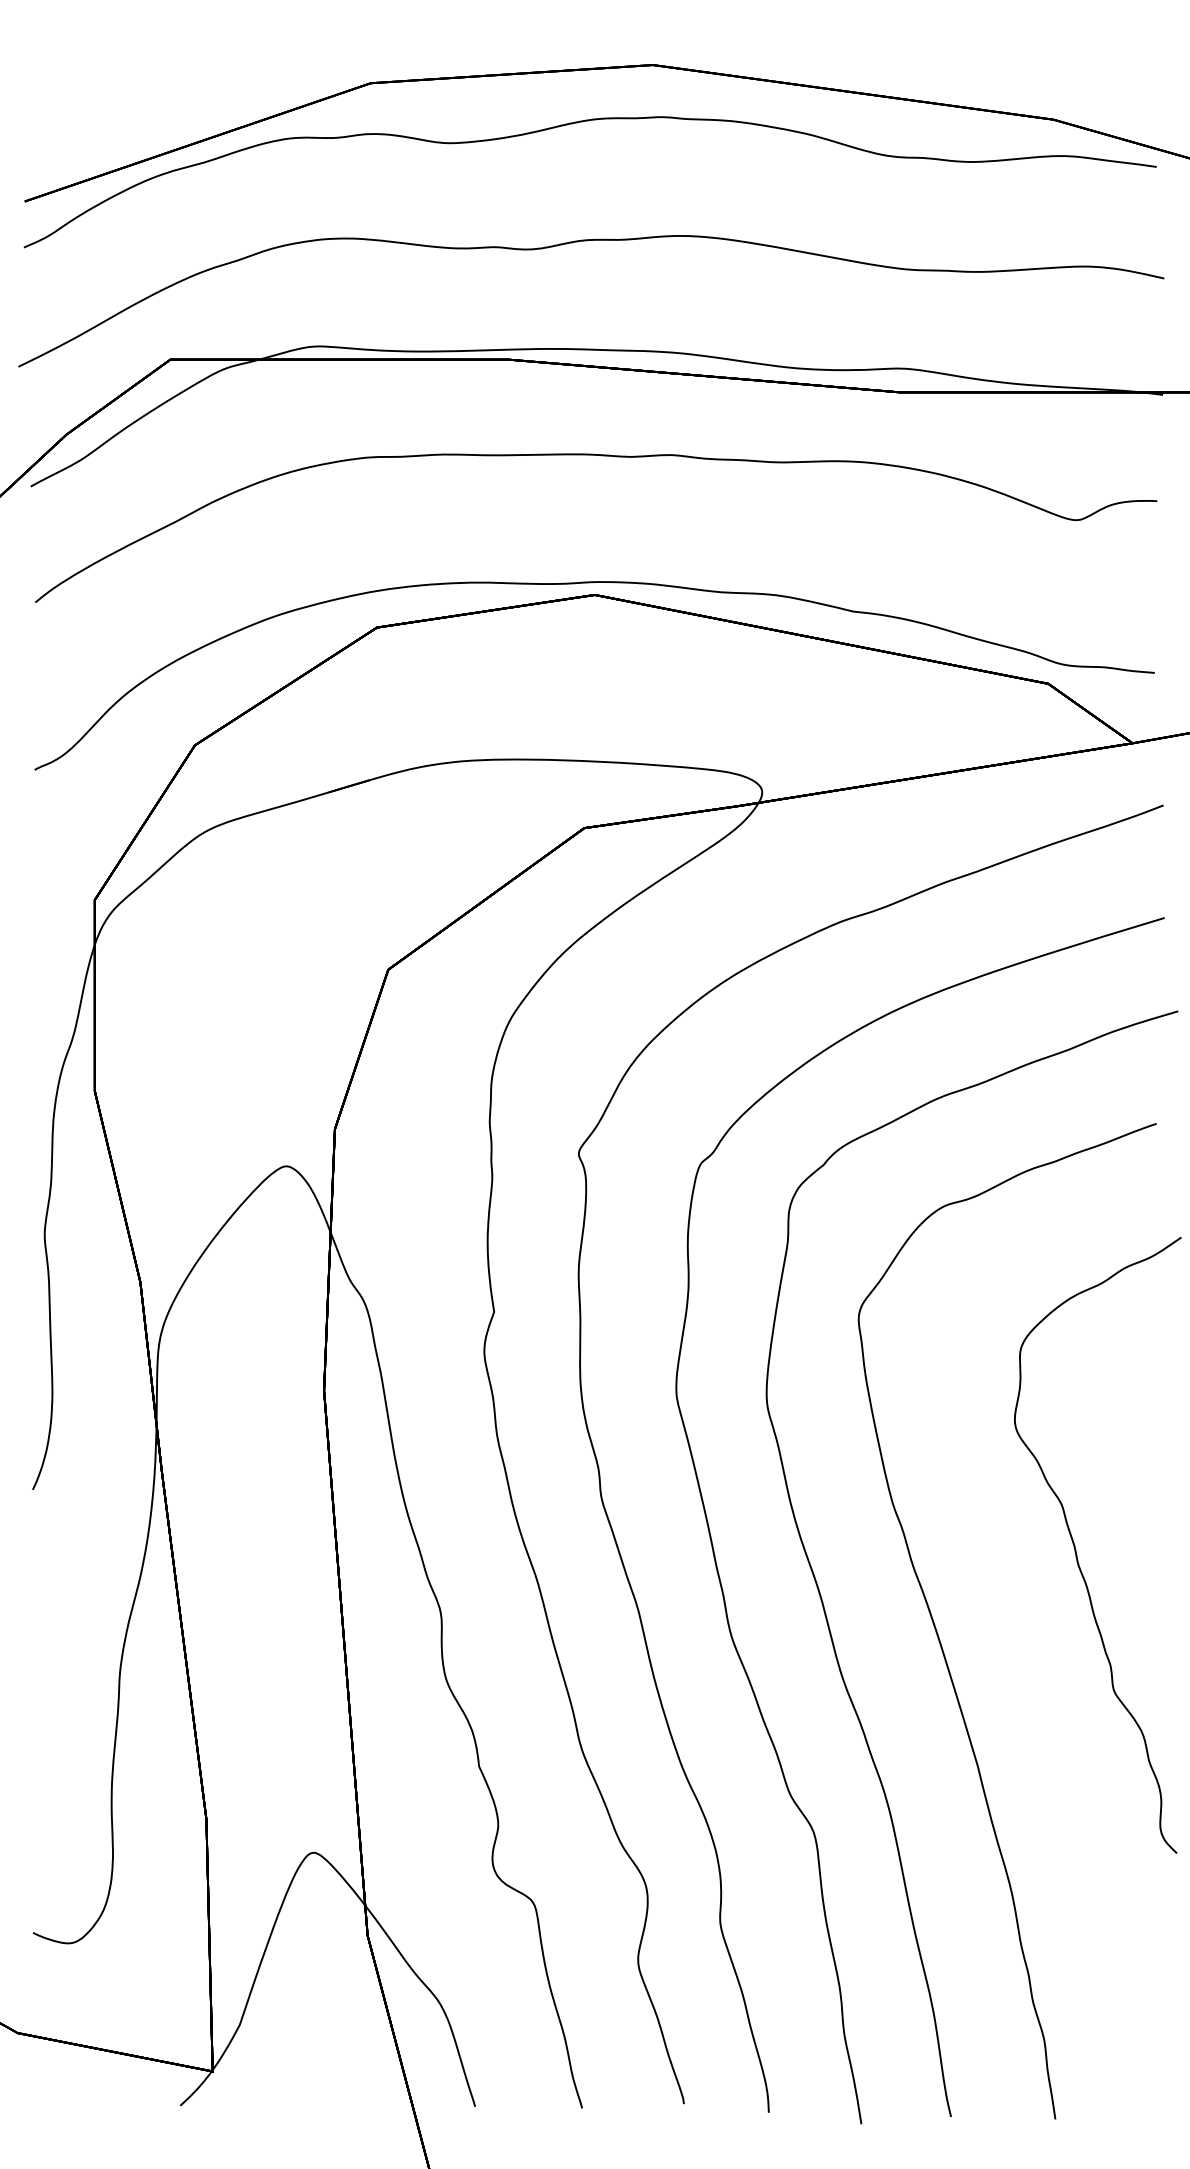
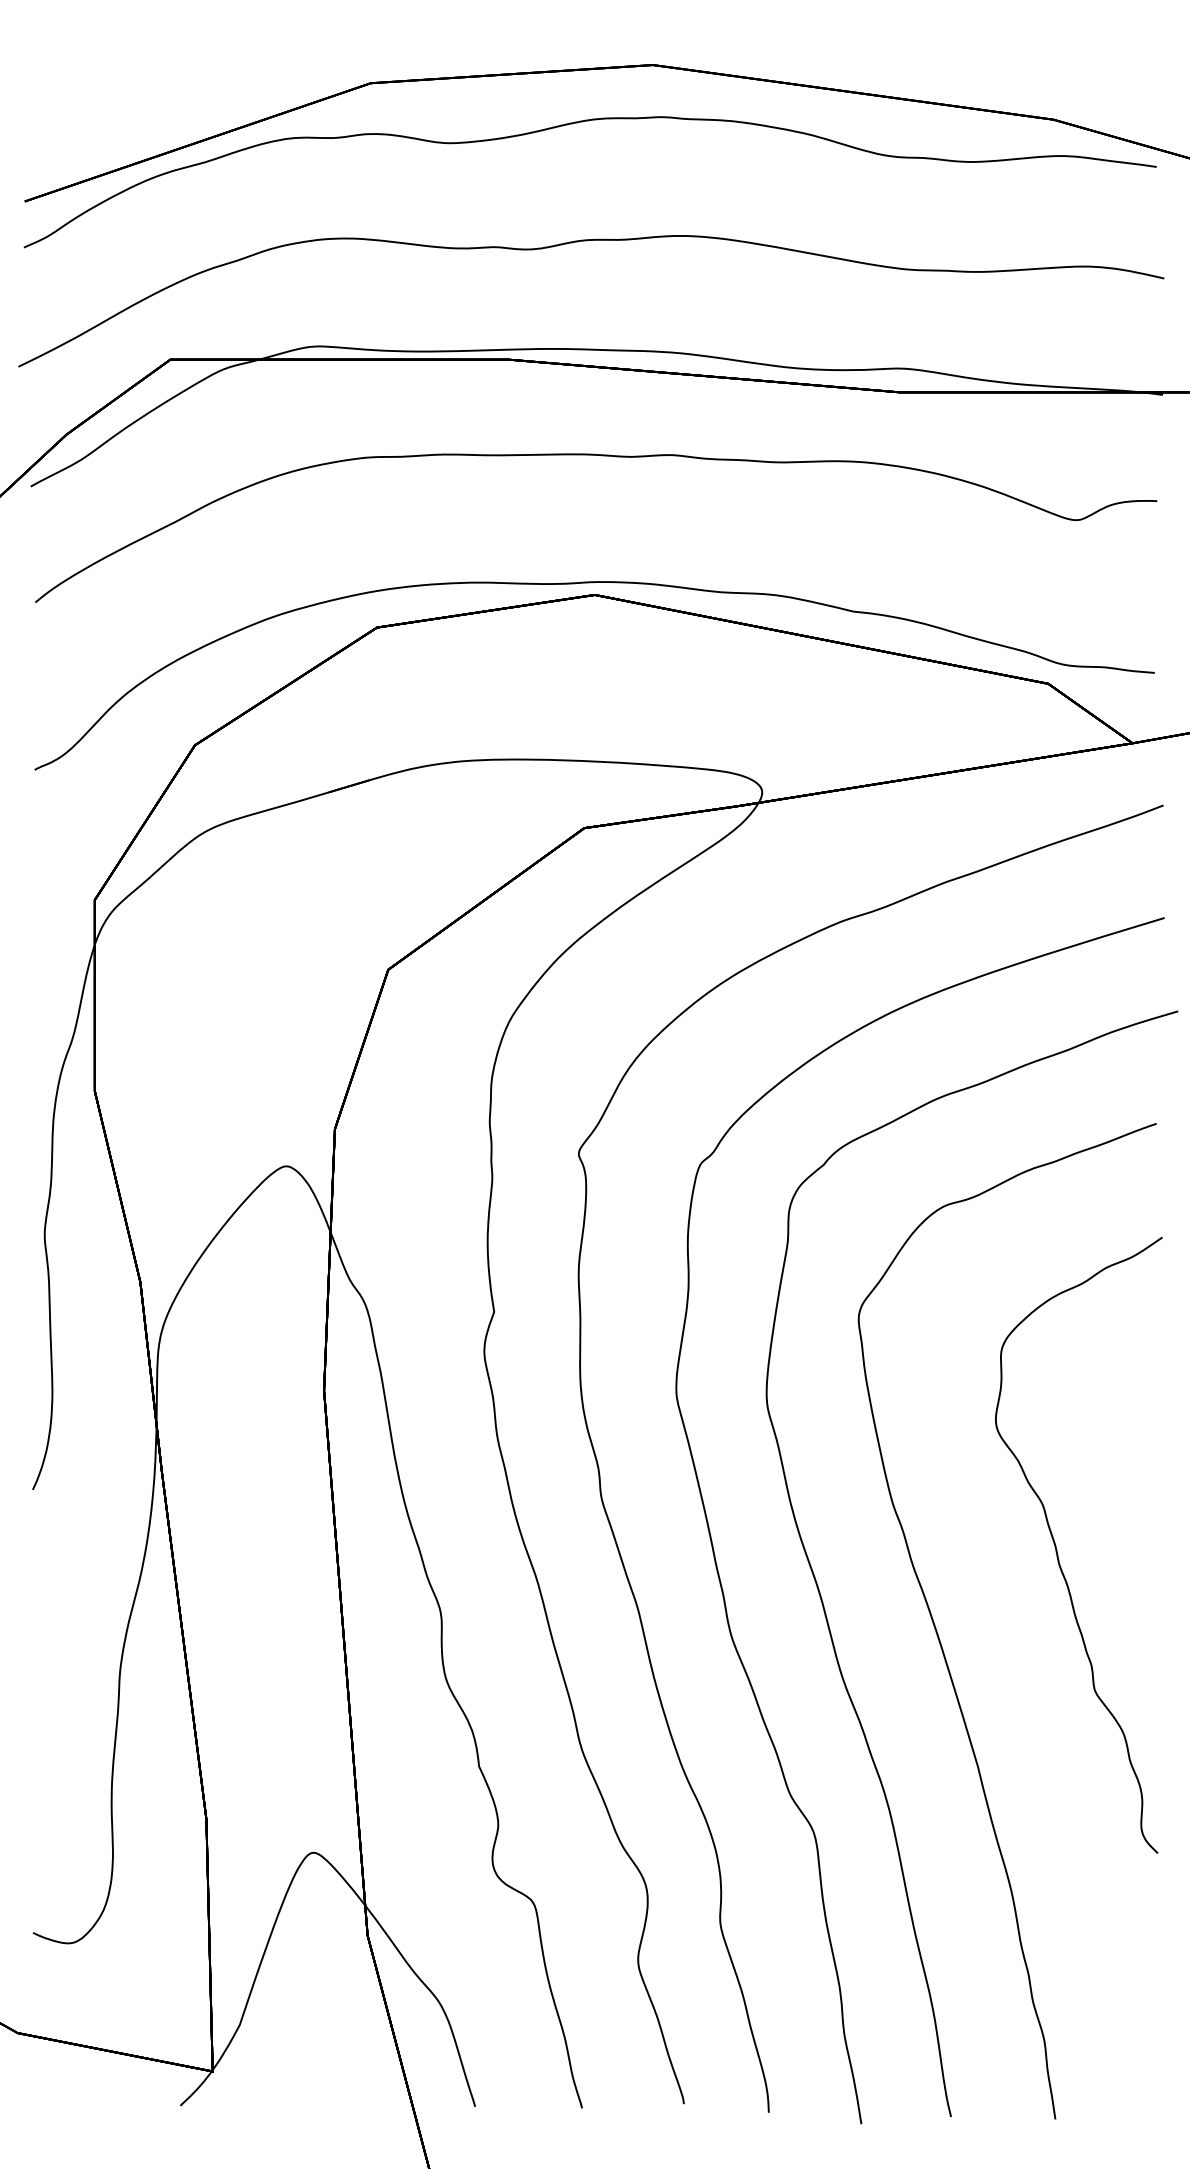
curve position: (1076, 1549) -> (1057, 1549) (1057, 1549)
